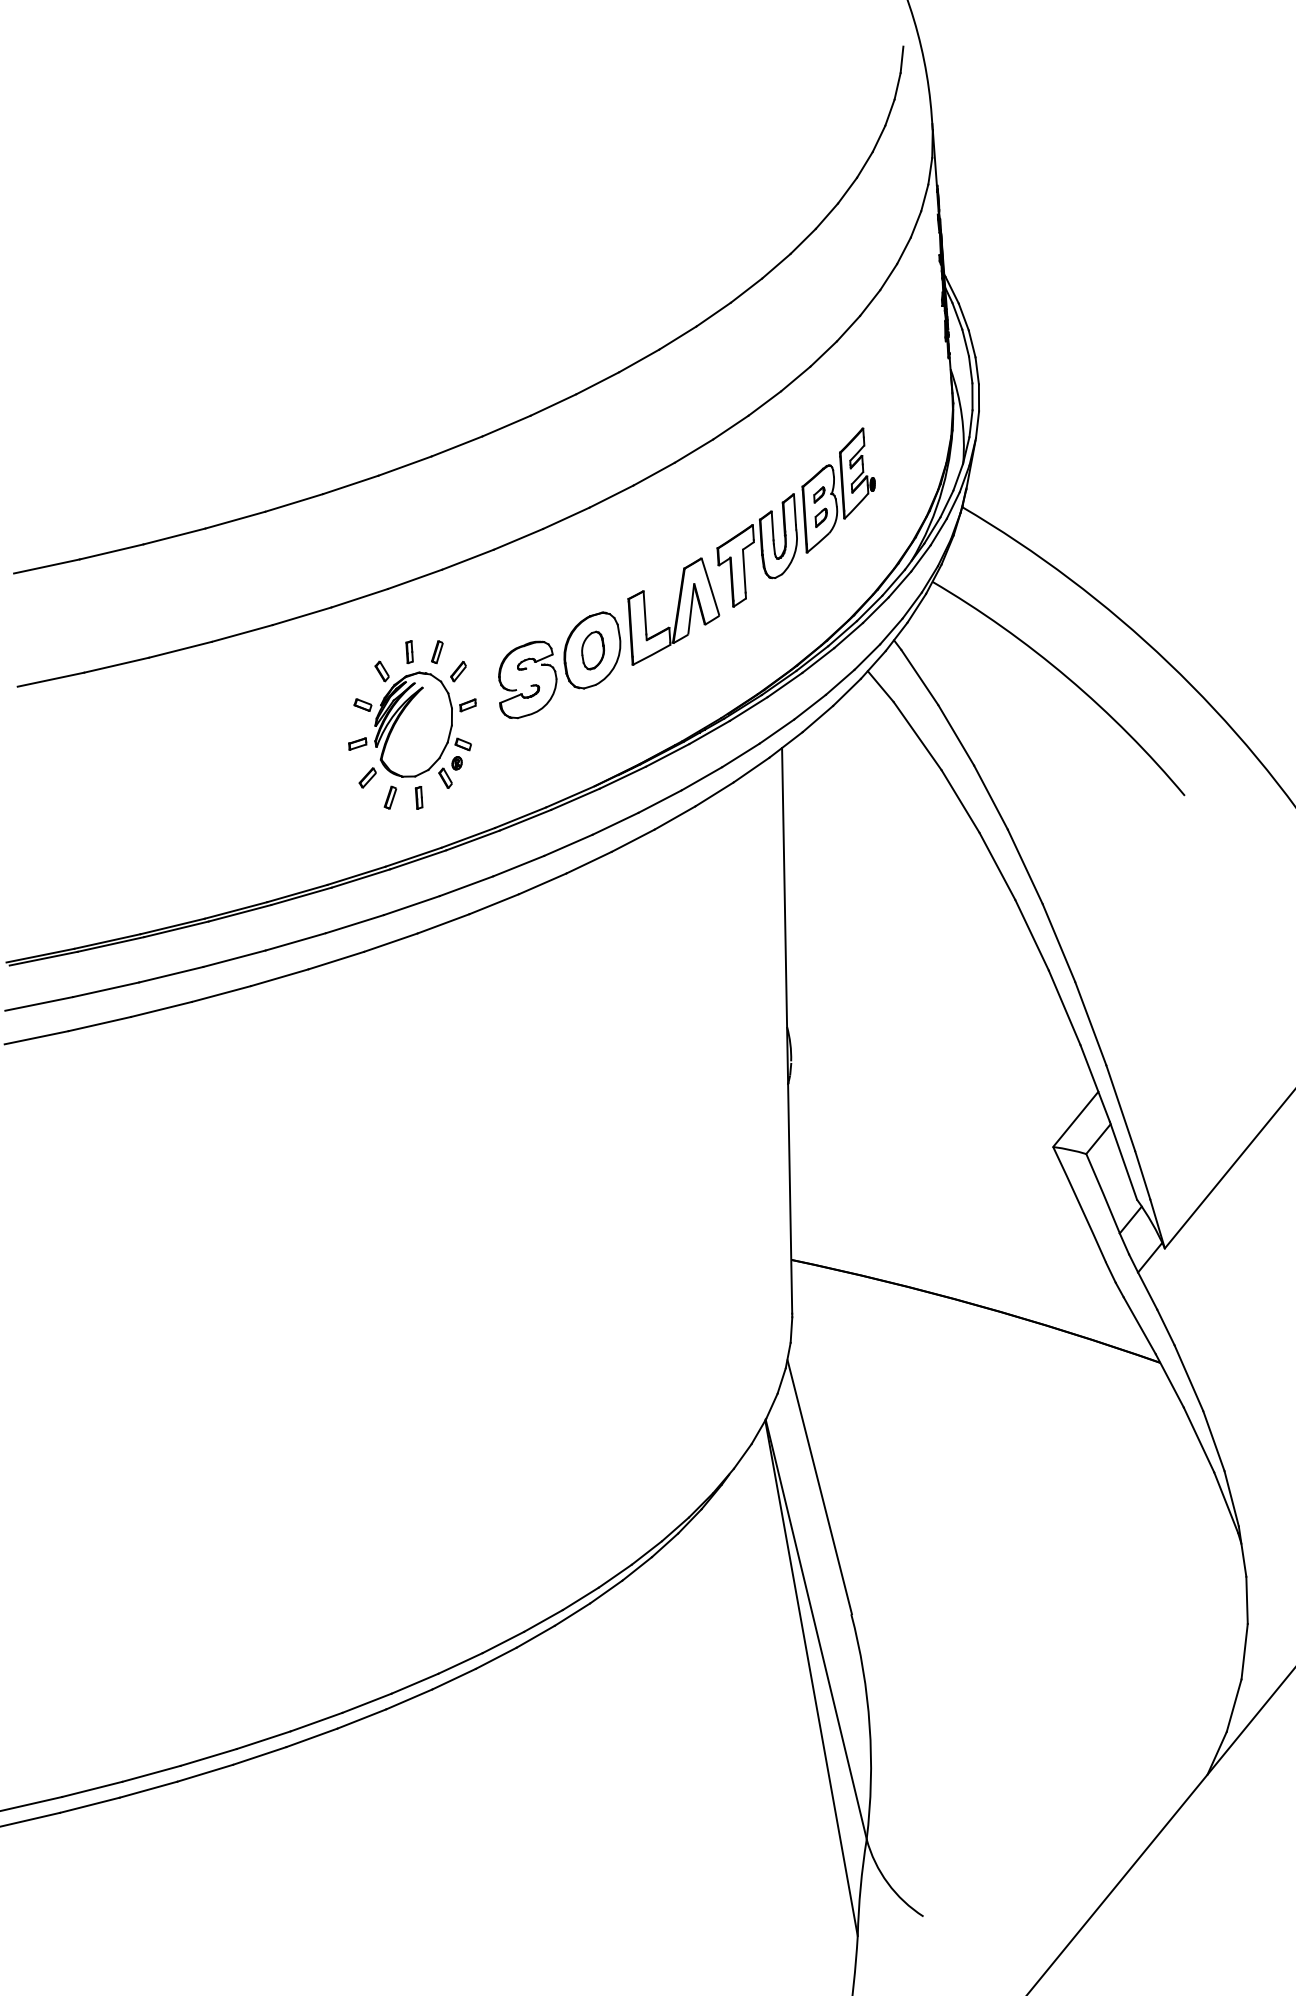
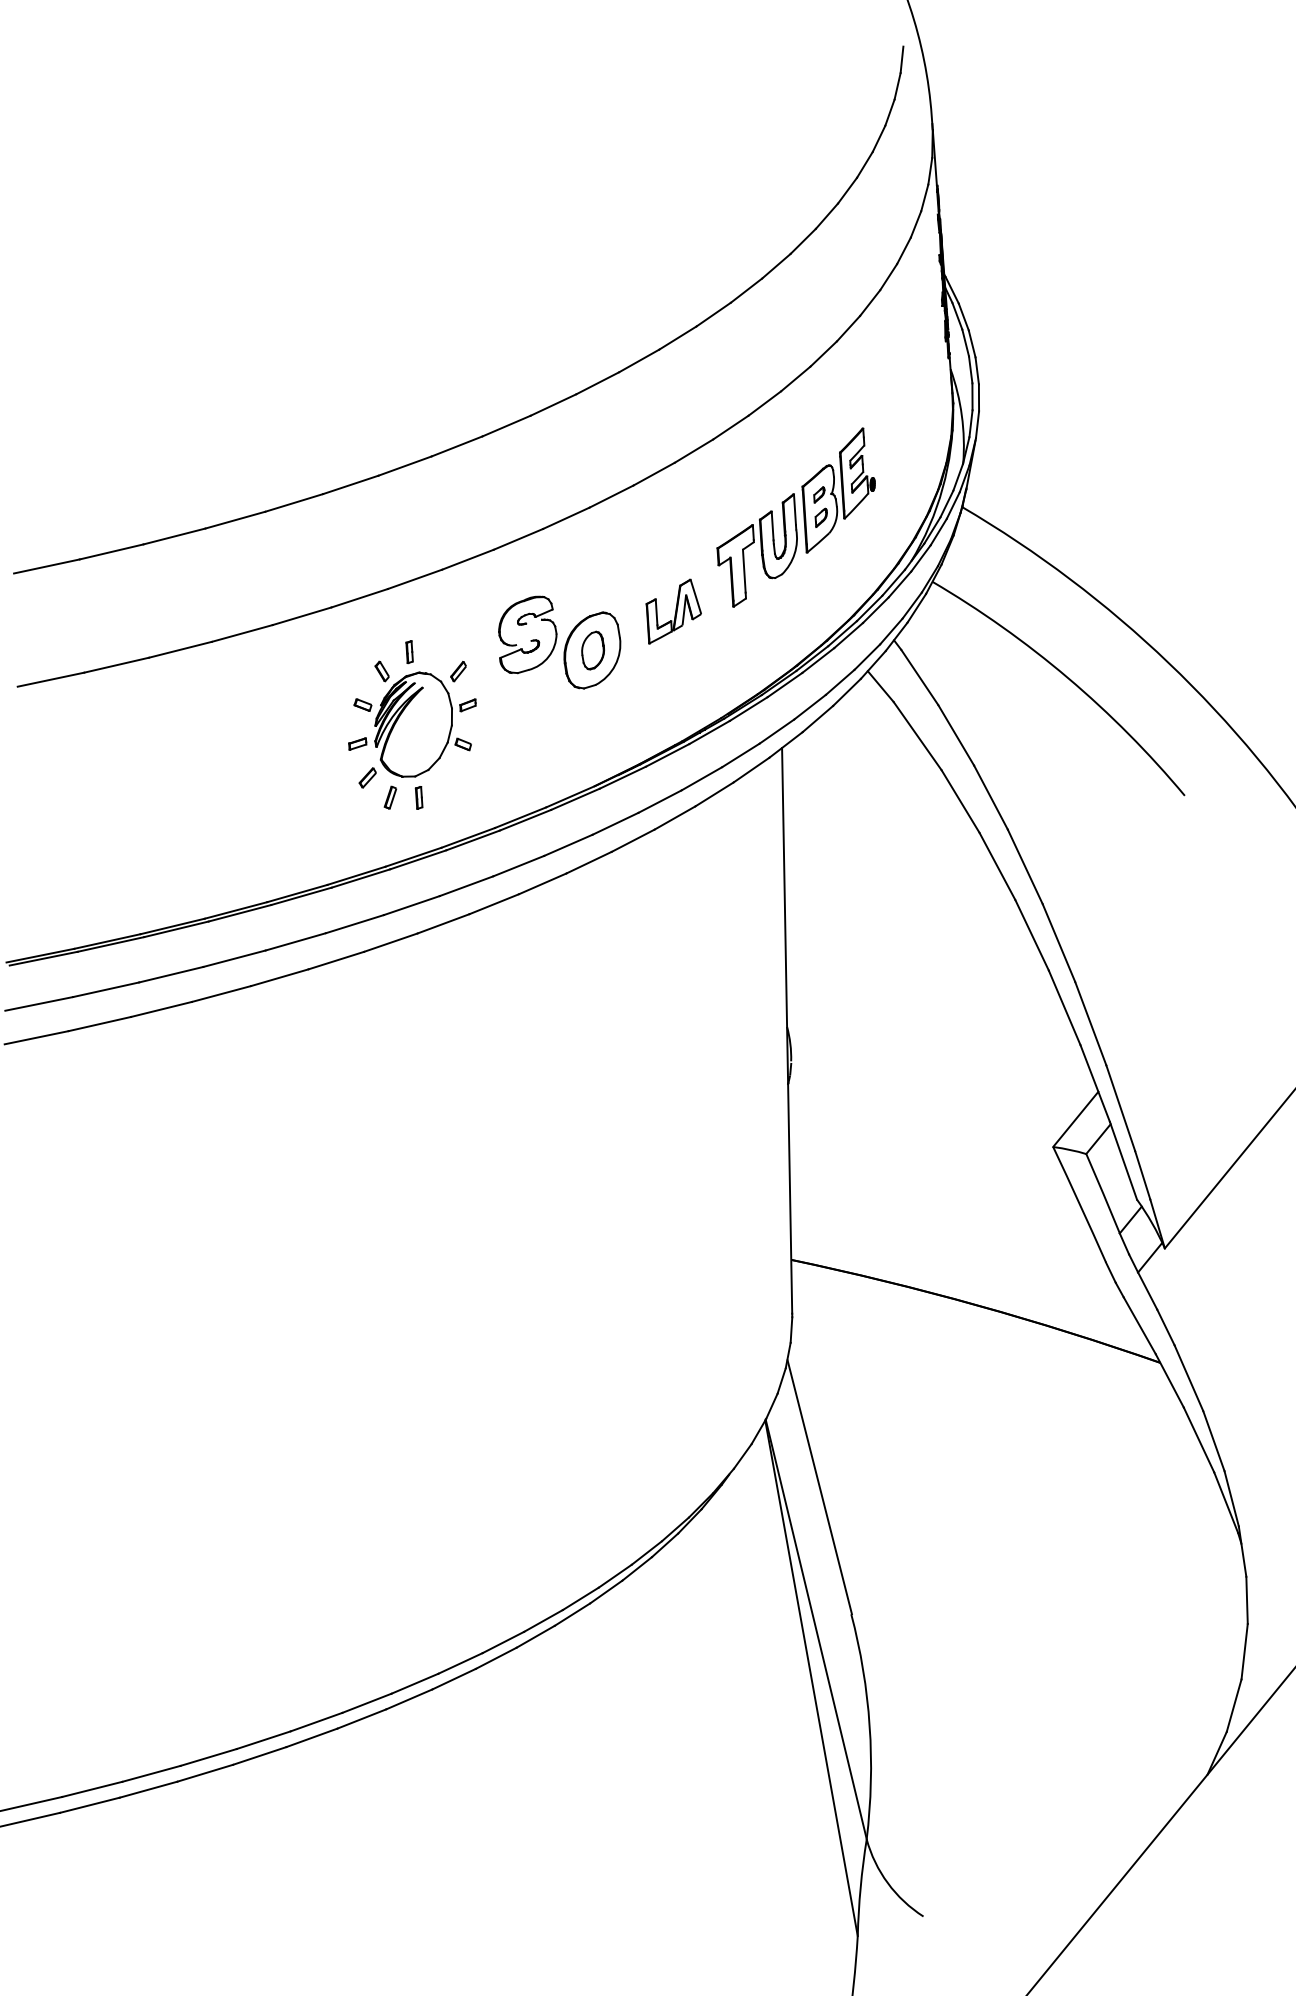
part size: 94x109 px -> 57x67 px (673, 611)
part: present -> none (437, 652)
part position: (530, 685) -> (530, 640) (530, 640)
part: present -> none (450, 772)
